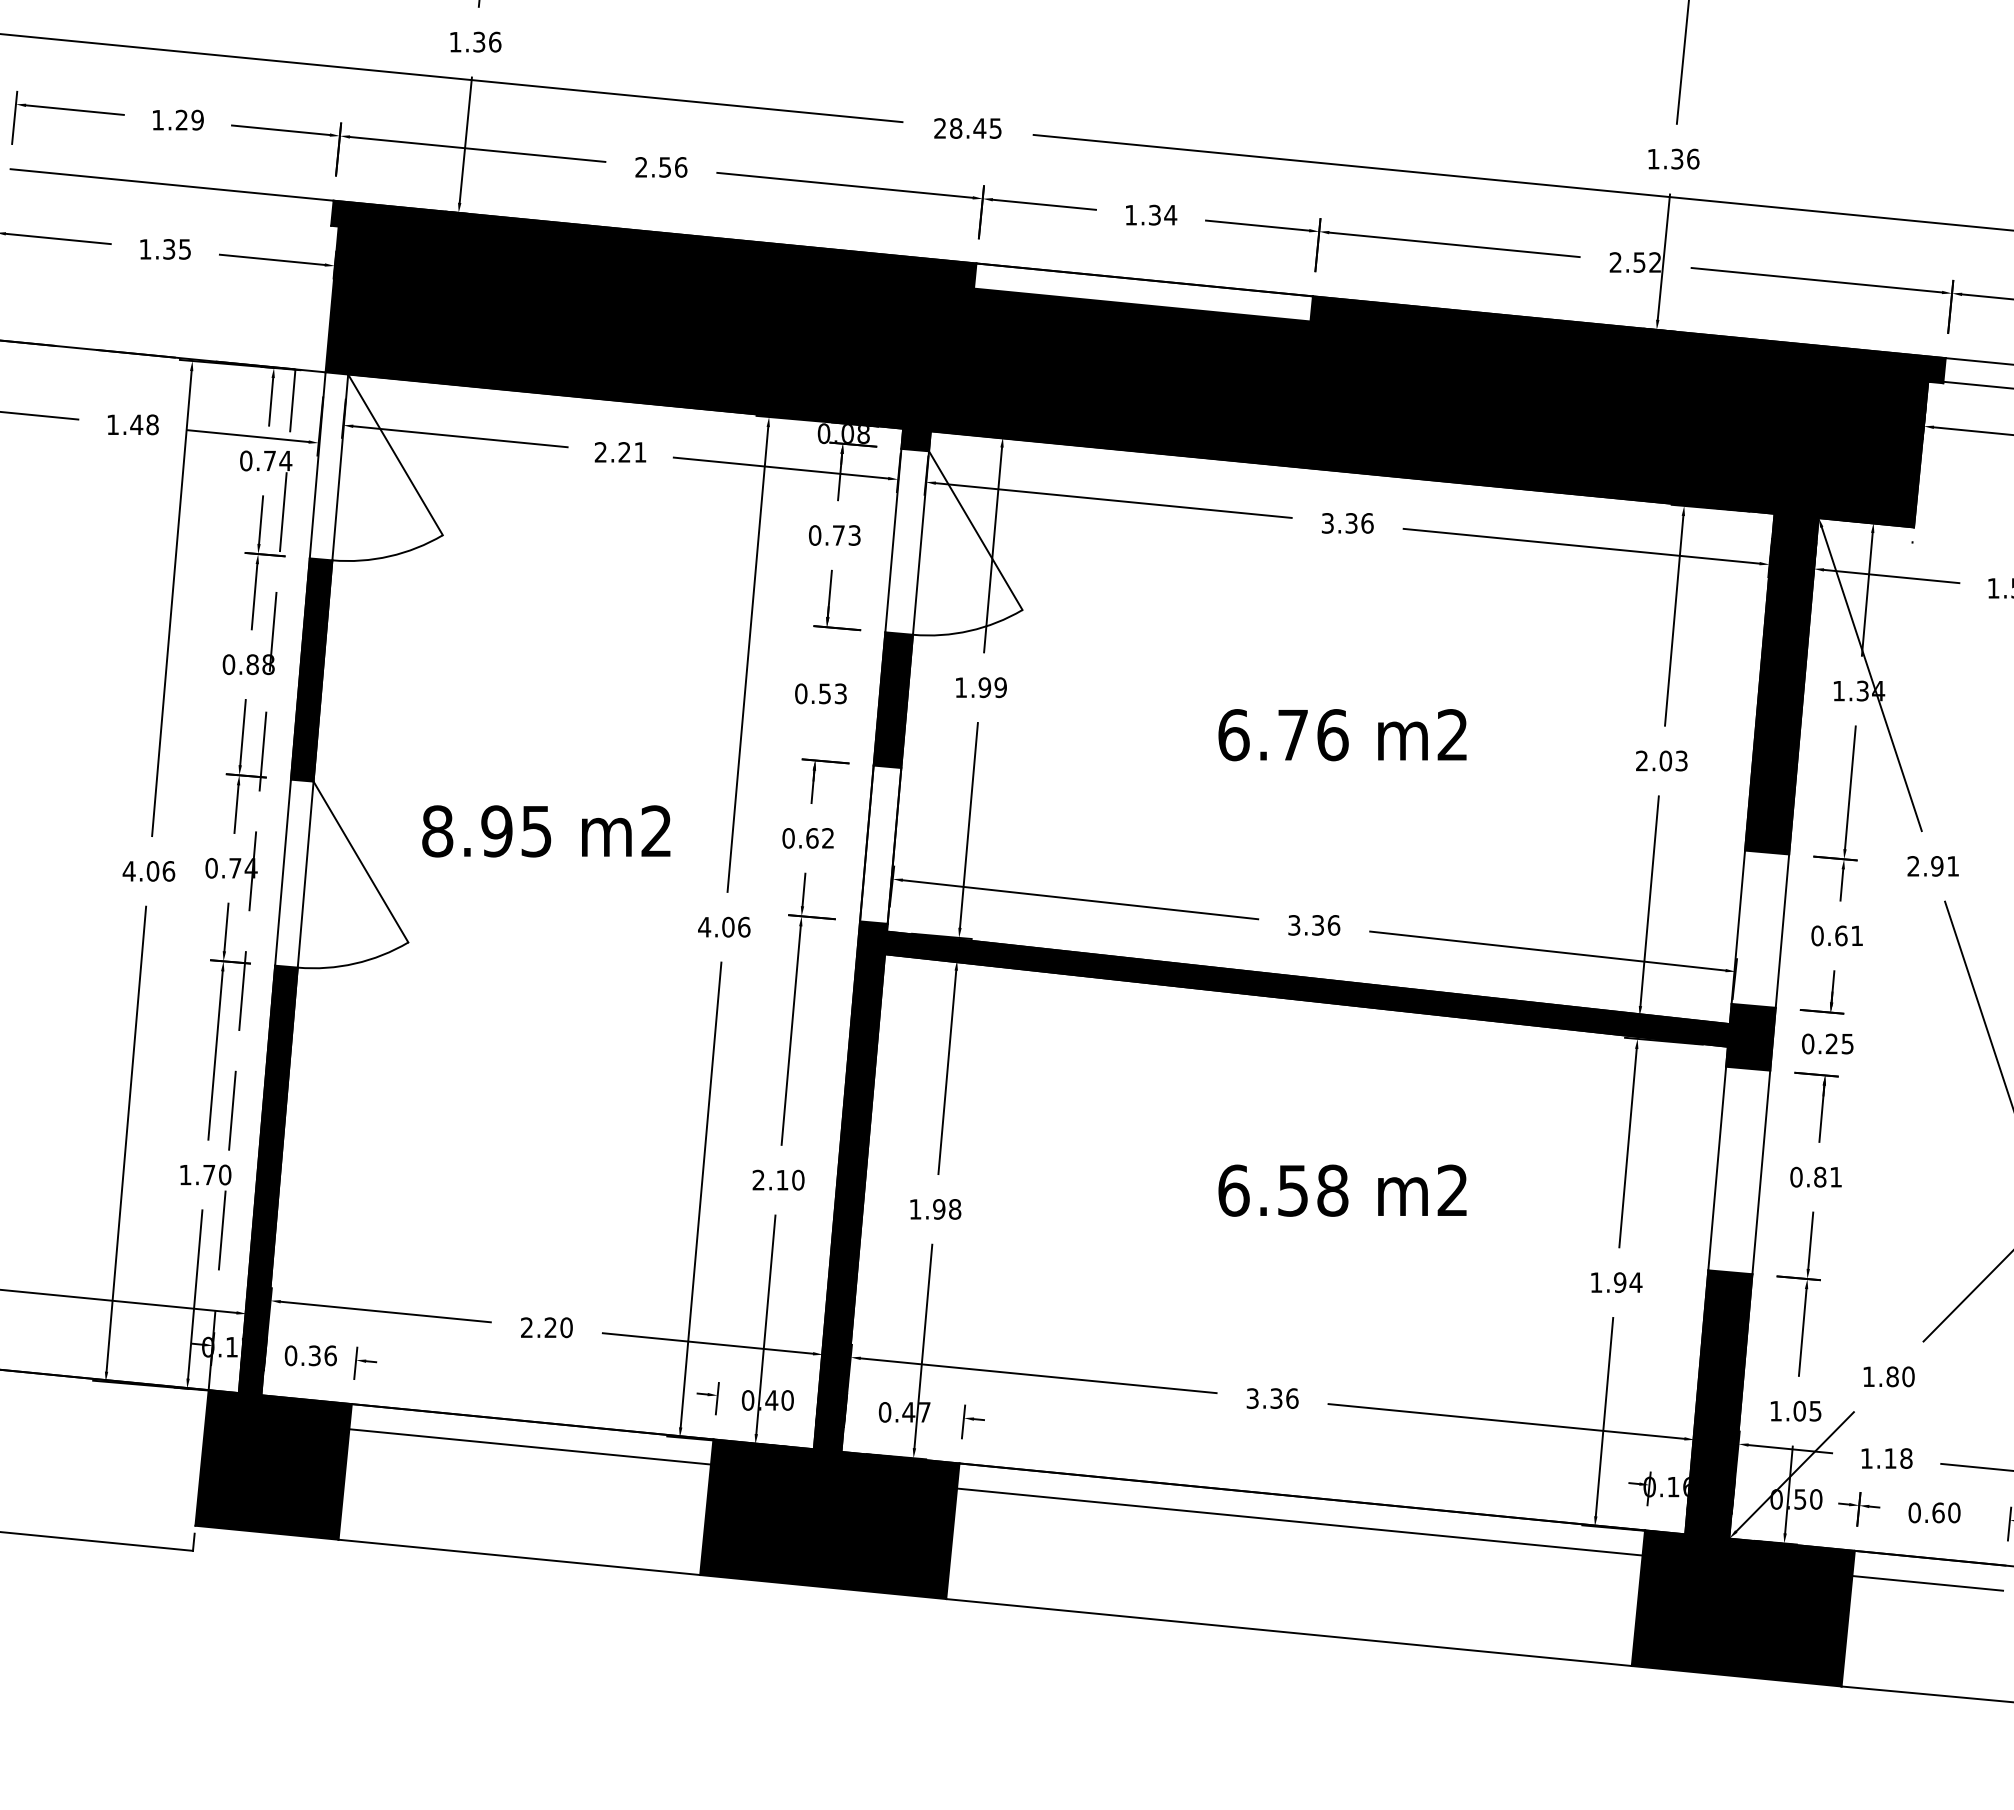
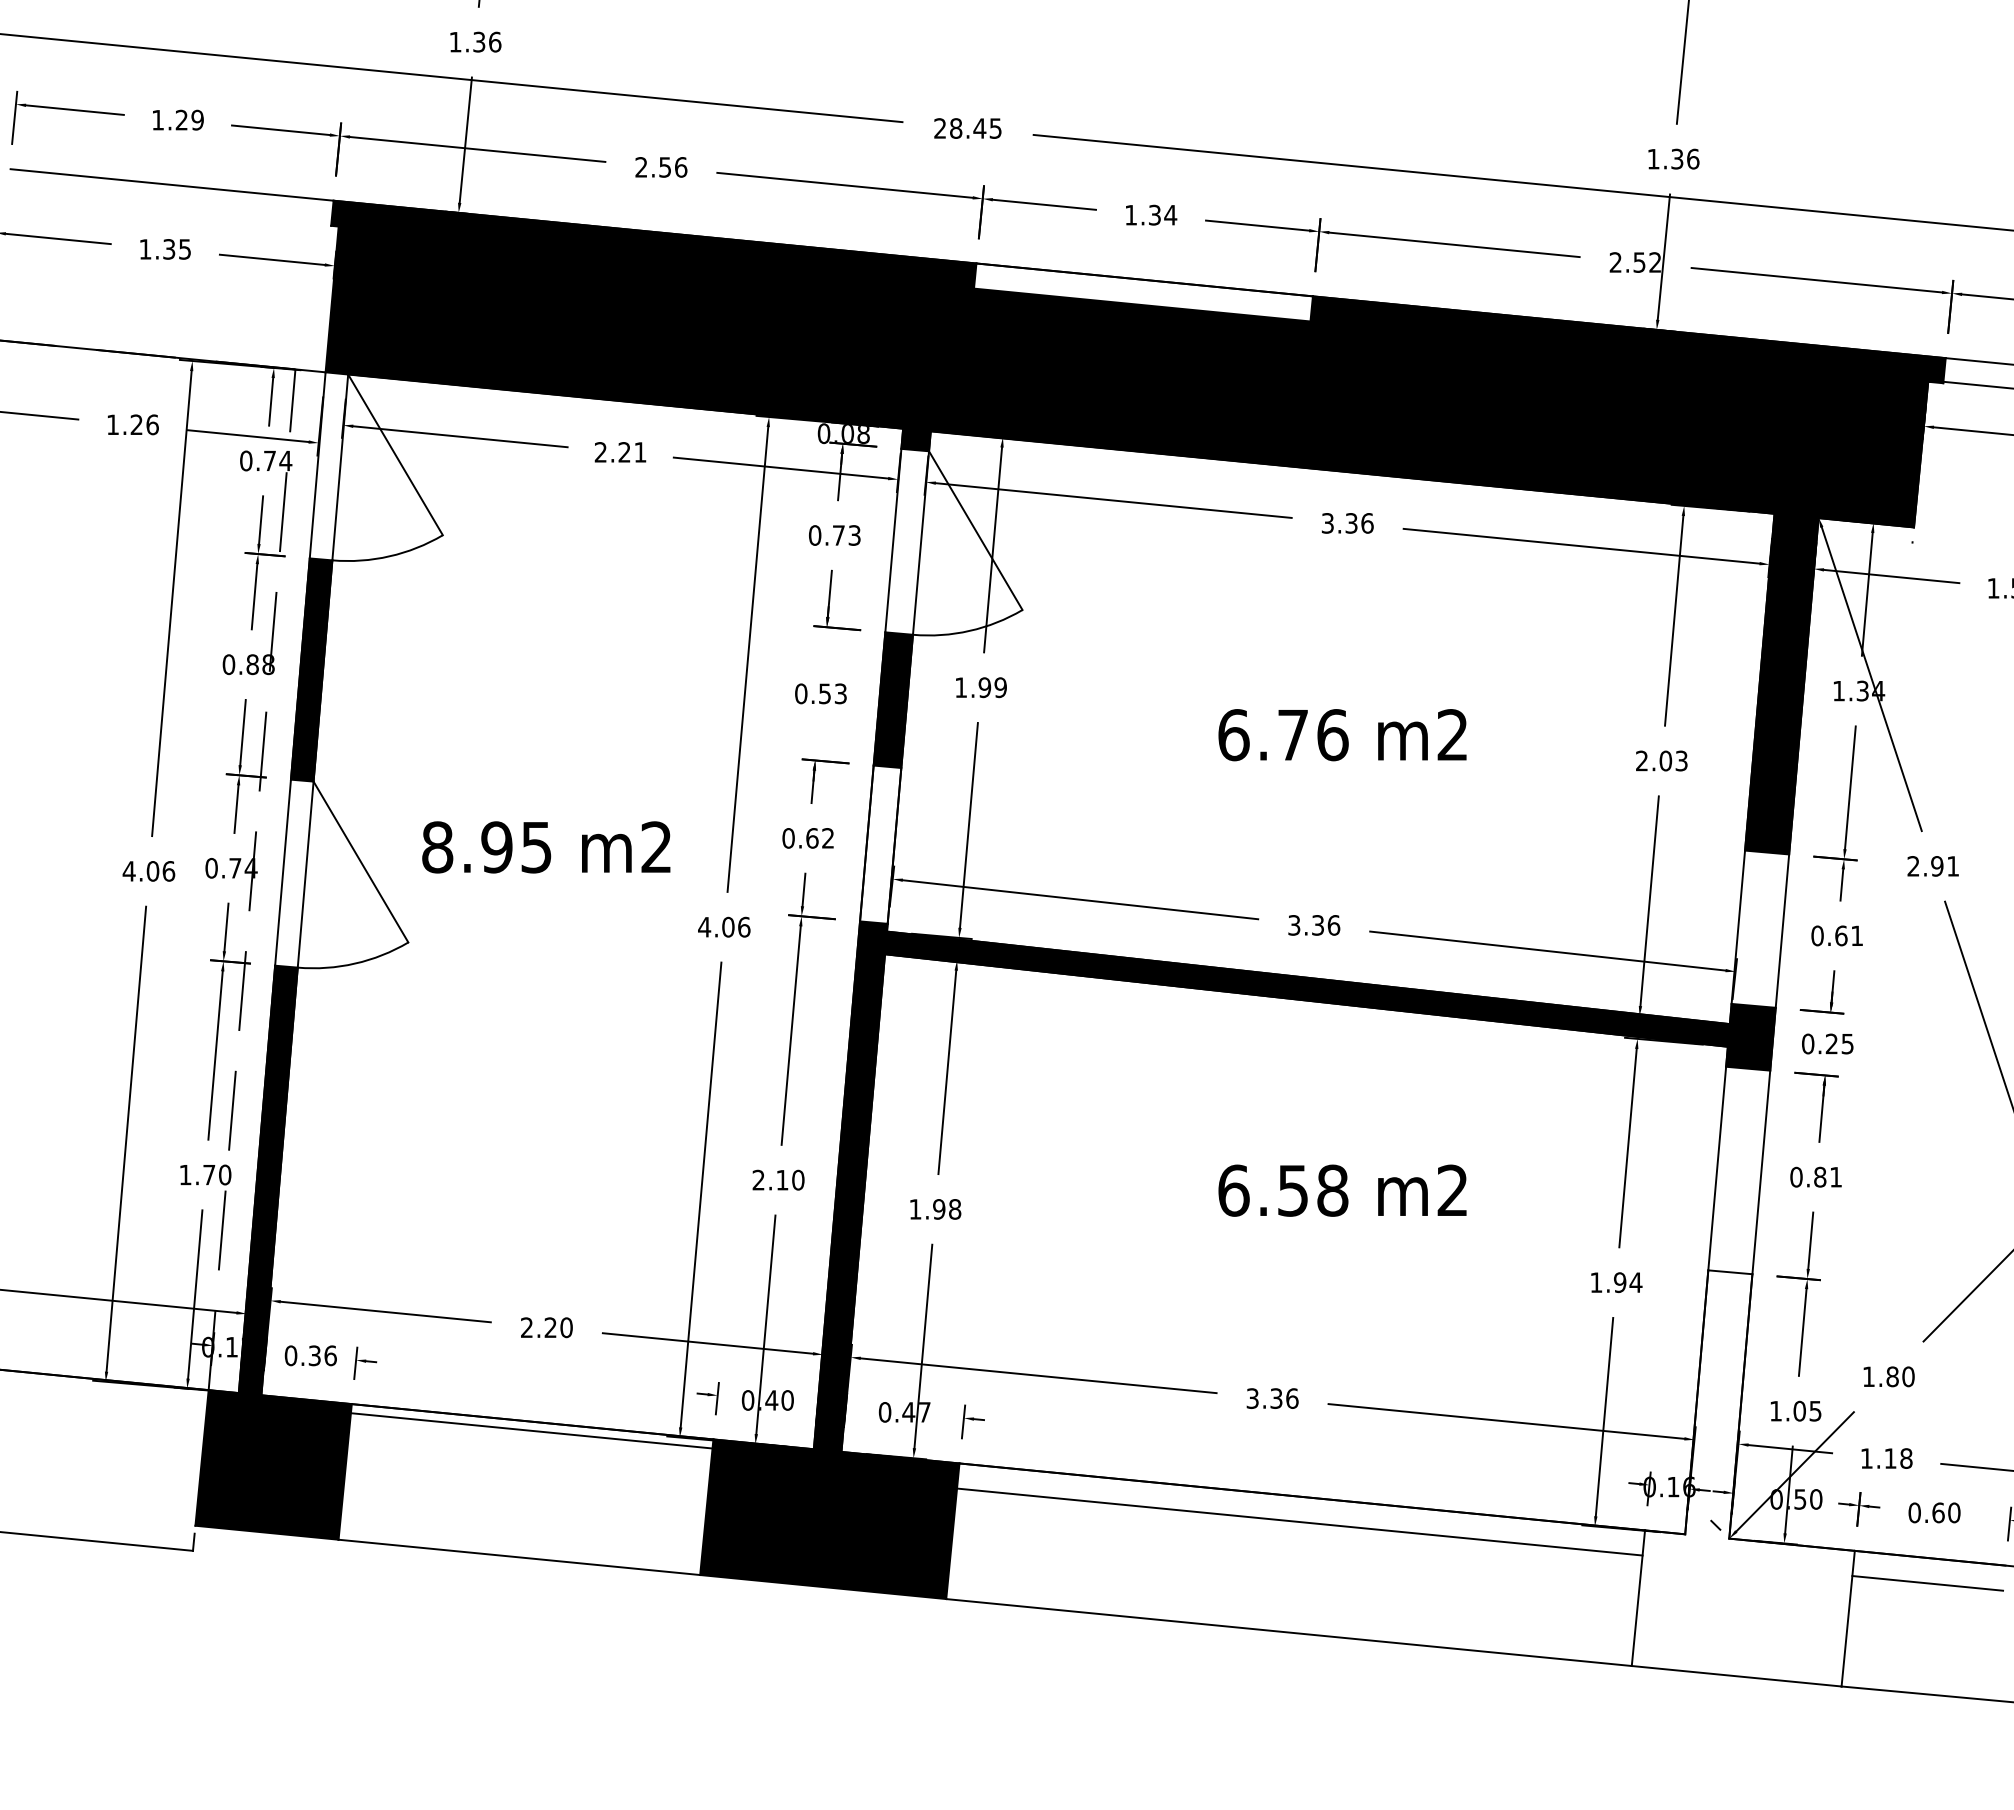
text: 1.48 -> 1.26 (144, 424)
text position: (546, 831) -> (546, 847) (546, 847)
line position: (529, 1446) -> (531, 1430) (531, 1430)
fill: present -> none (1742, 1478)
